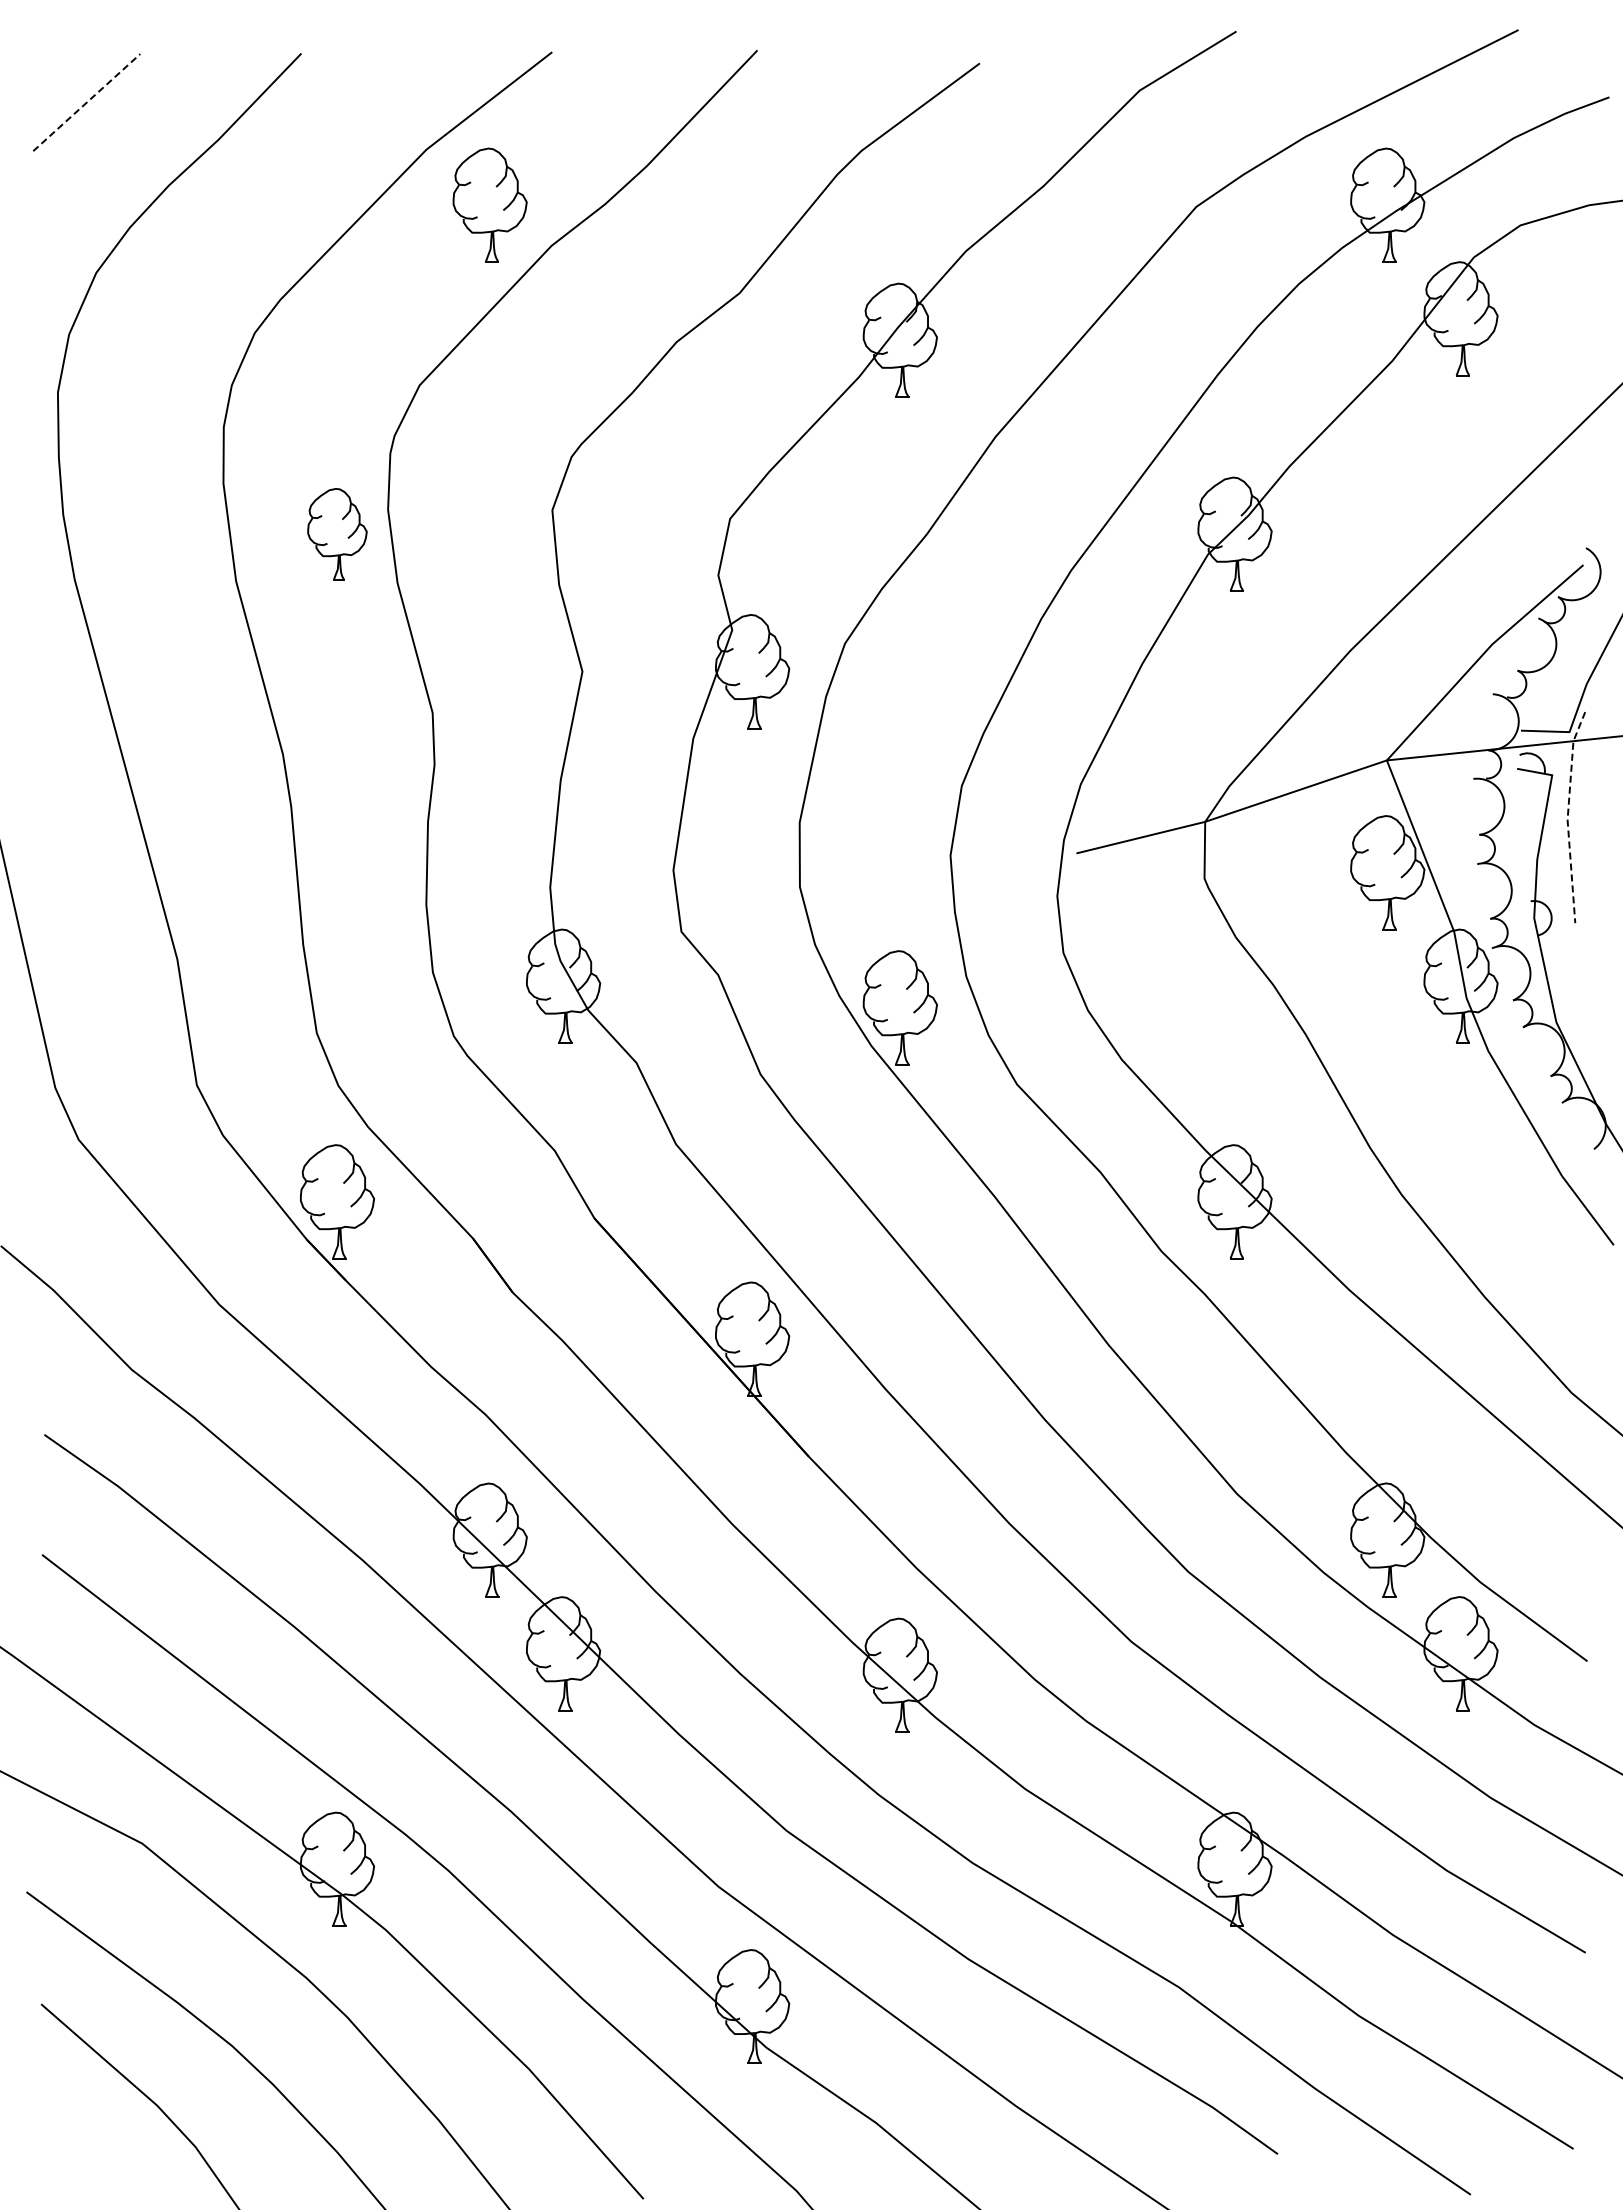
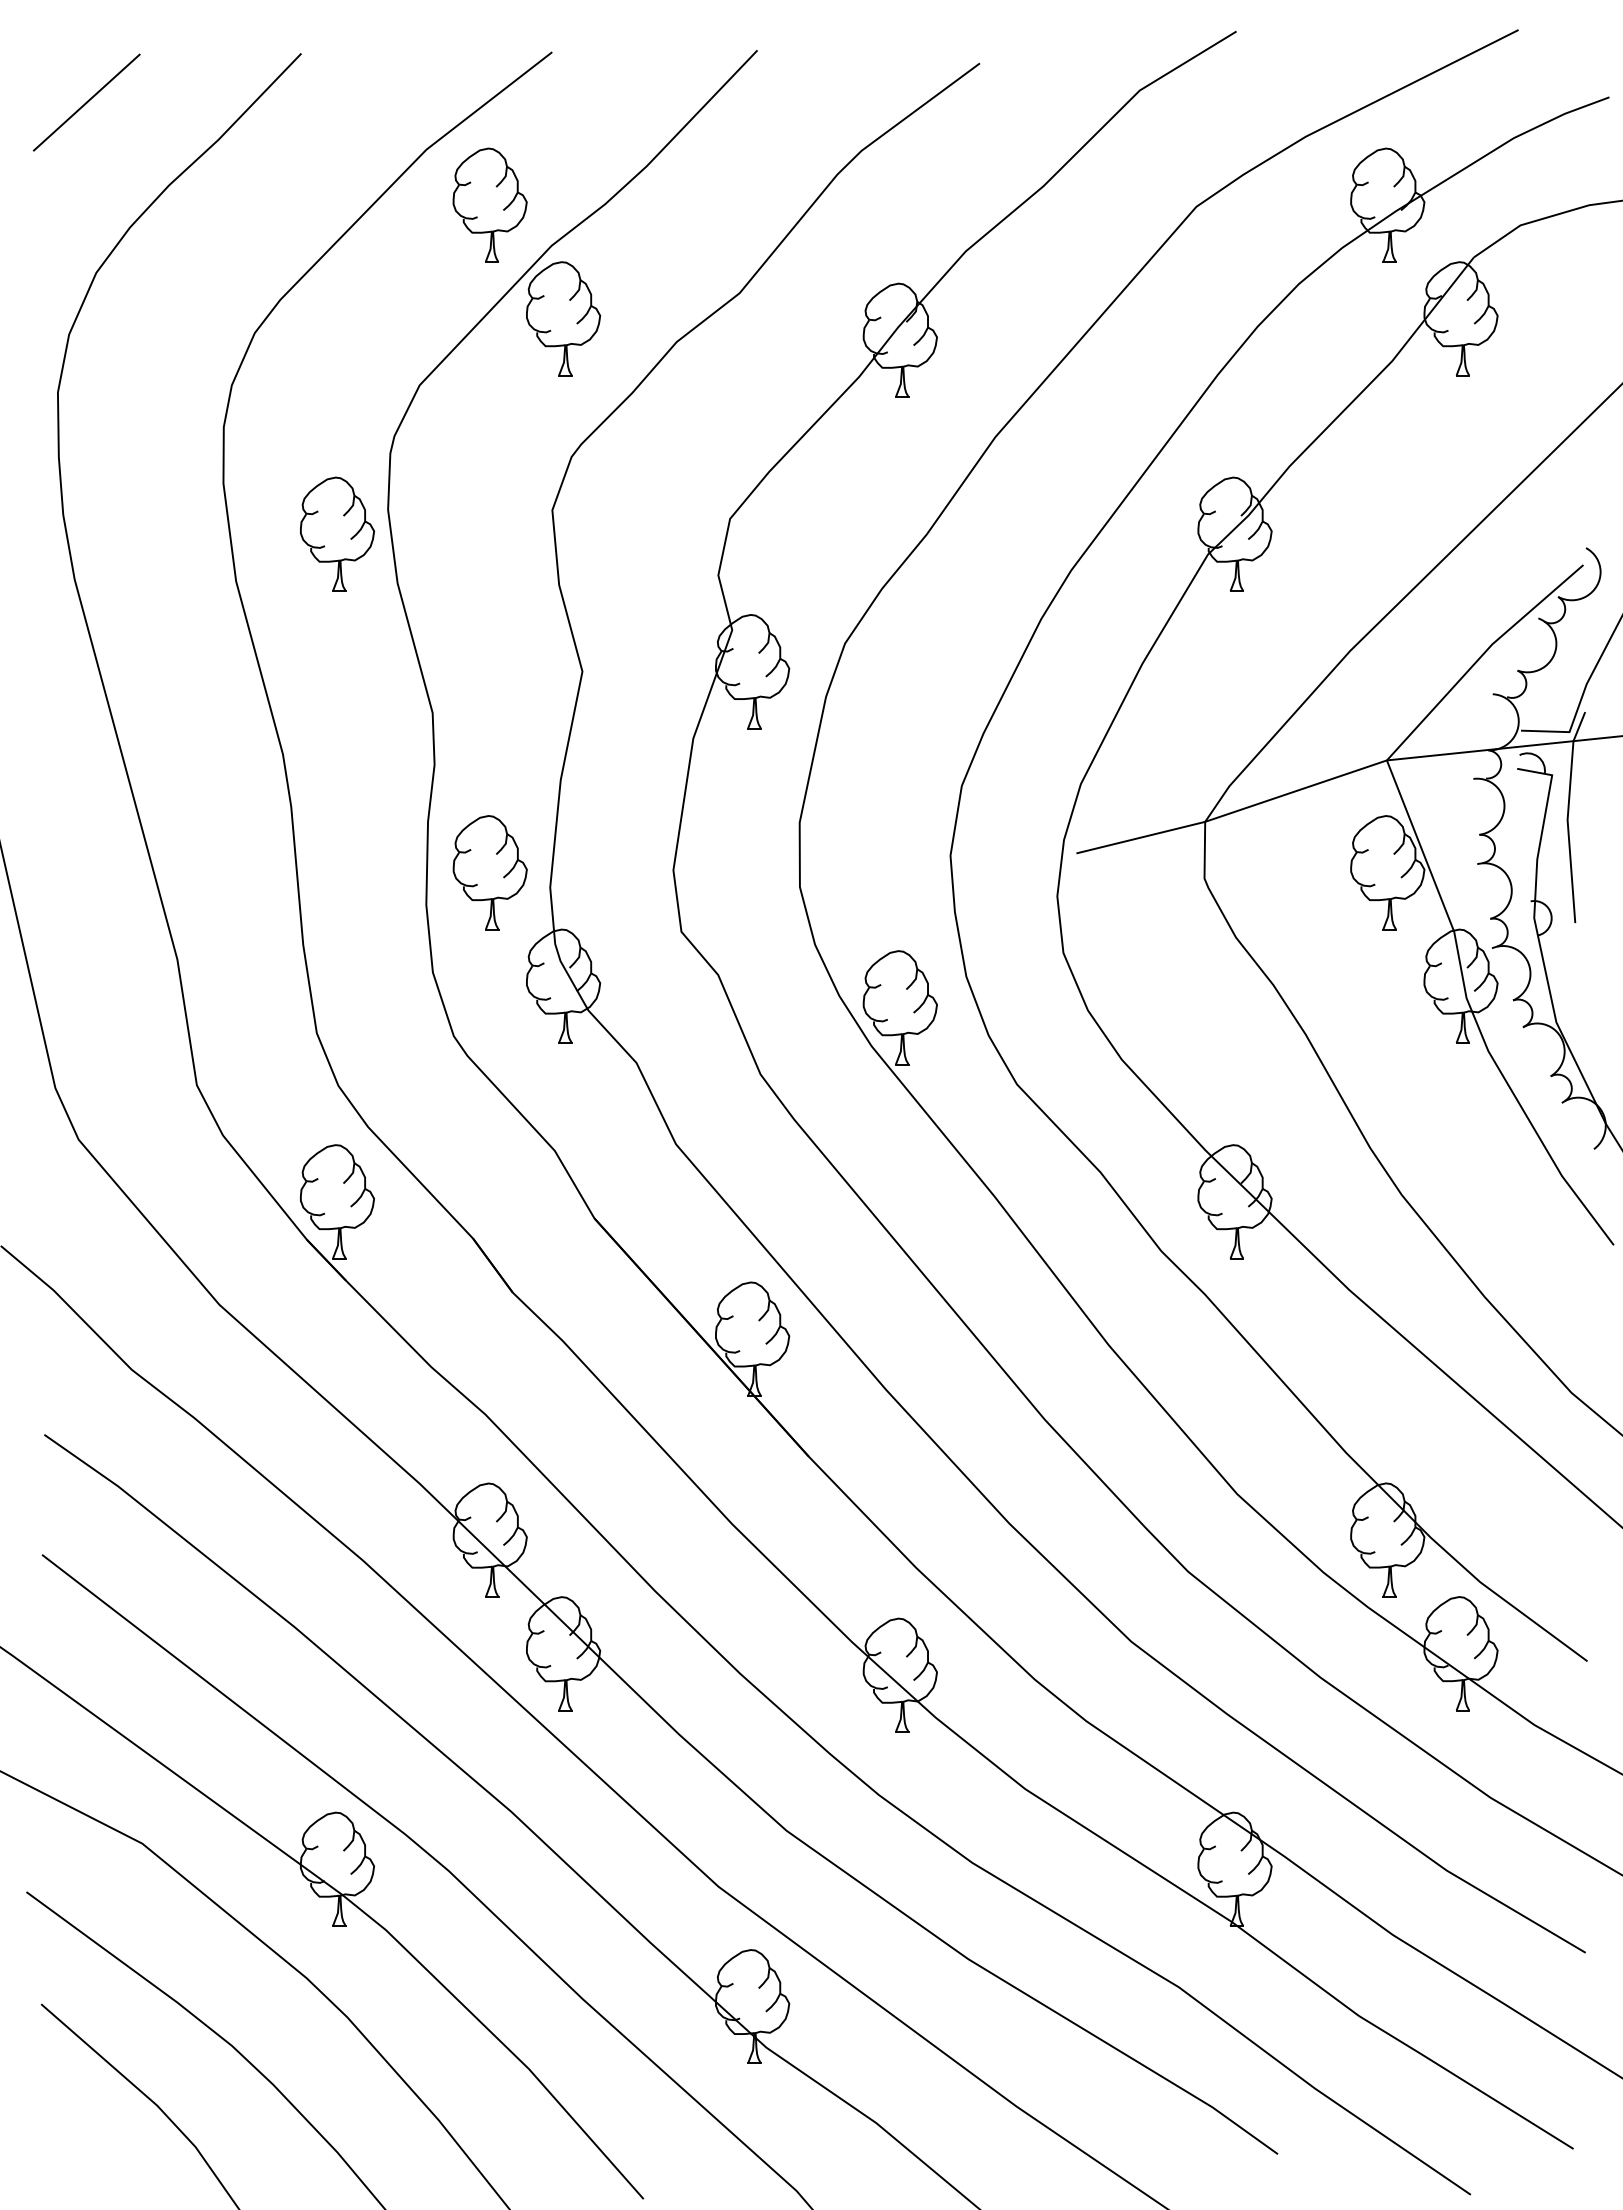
line: dashed -> solid (87, 102)
part: none -> present (563, 318)
part size: 61x93 px -> 75x116 px (337, 533)
line: dashed -> solid (1567, 816)
part: none -> present (489, 872)
